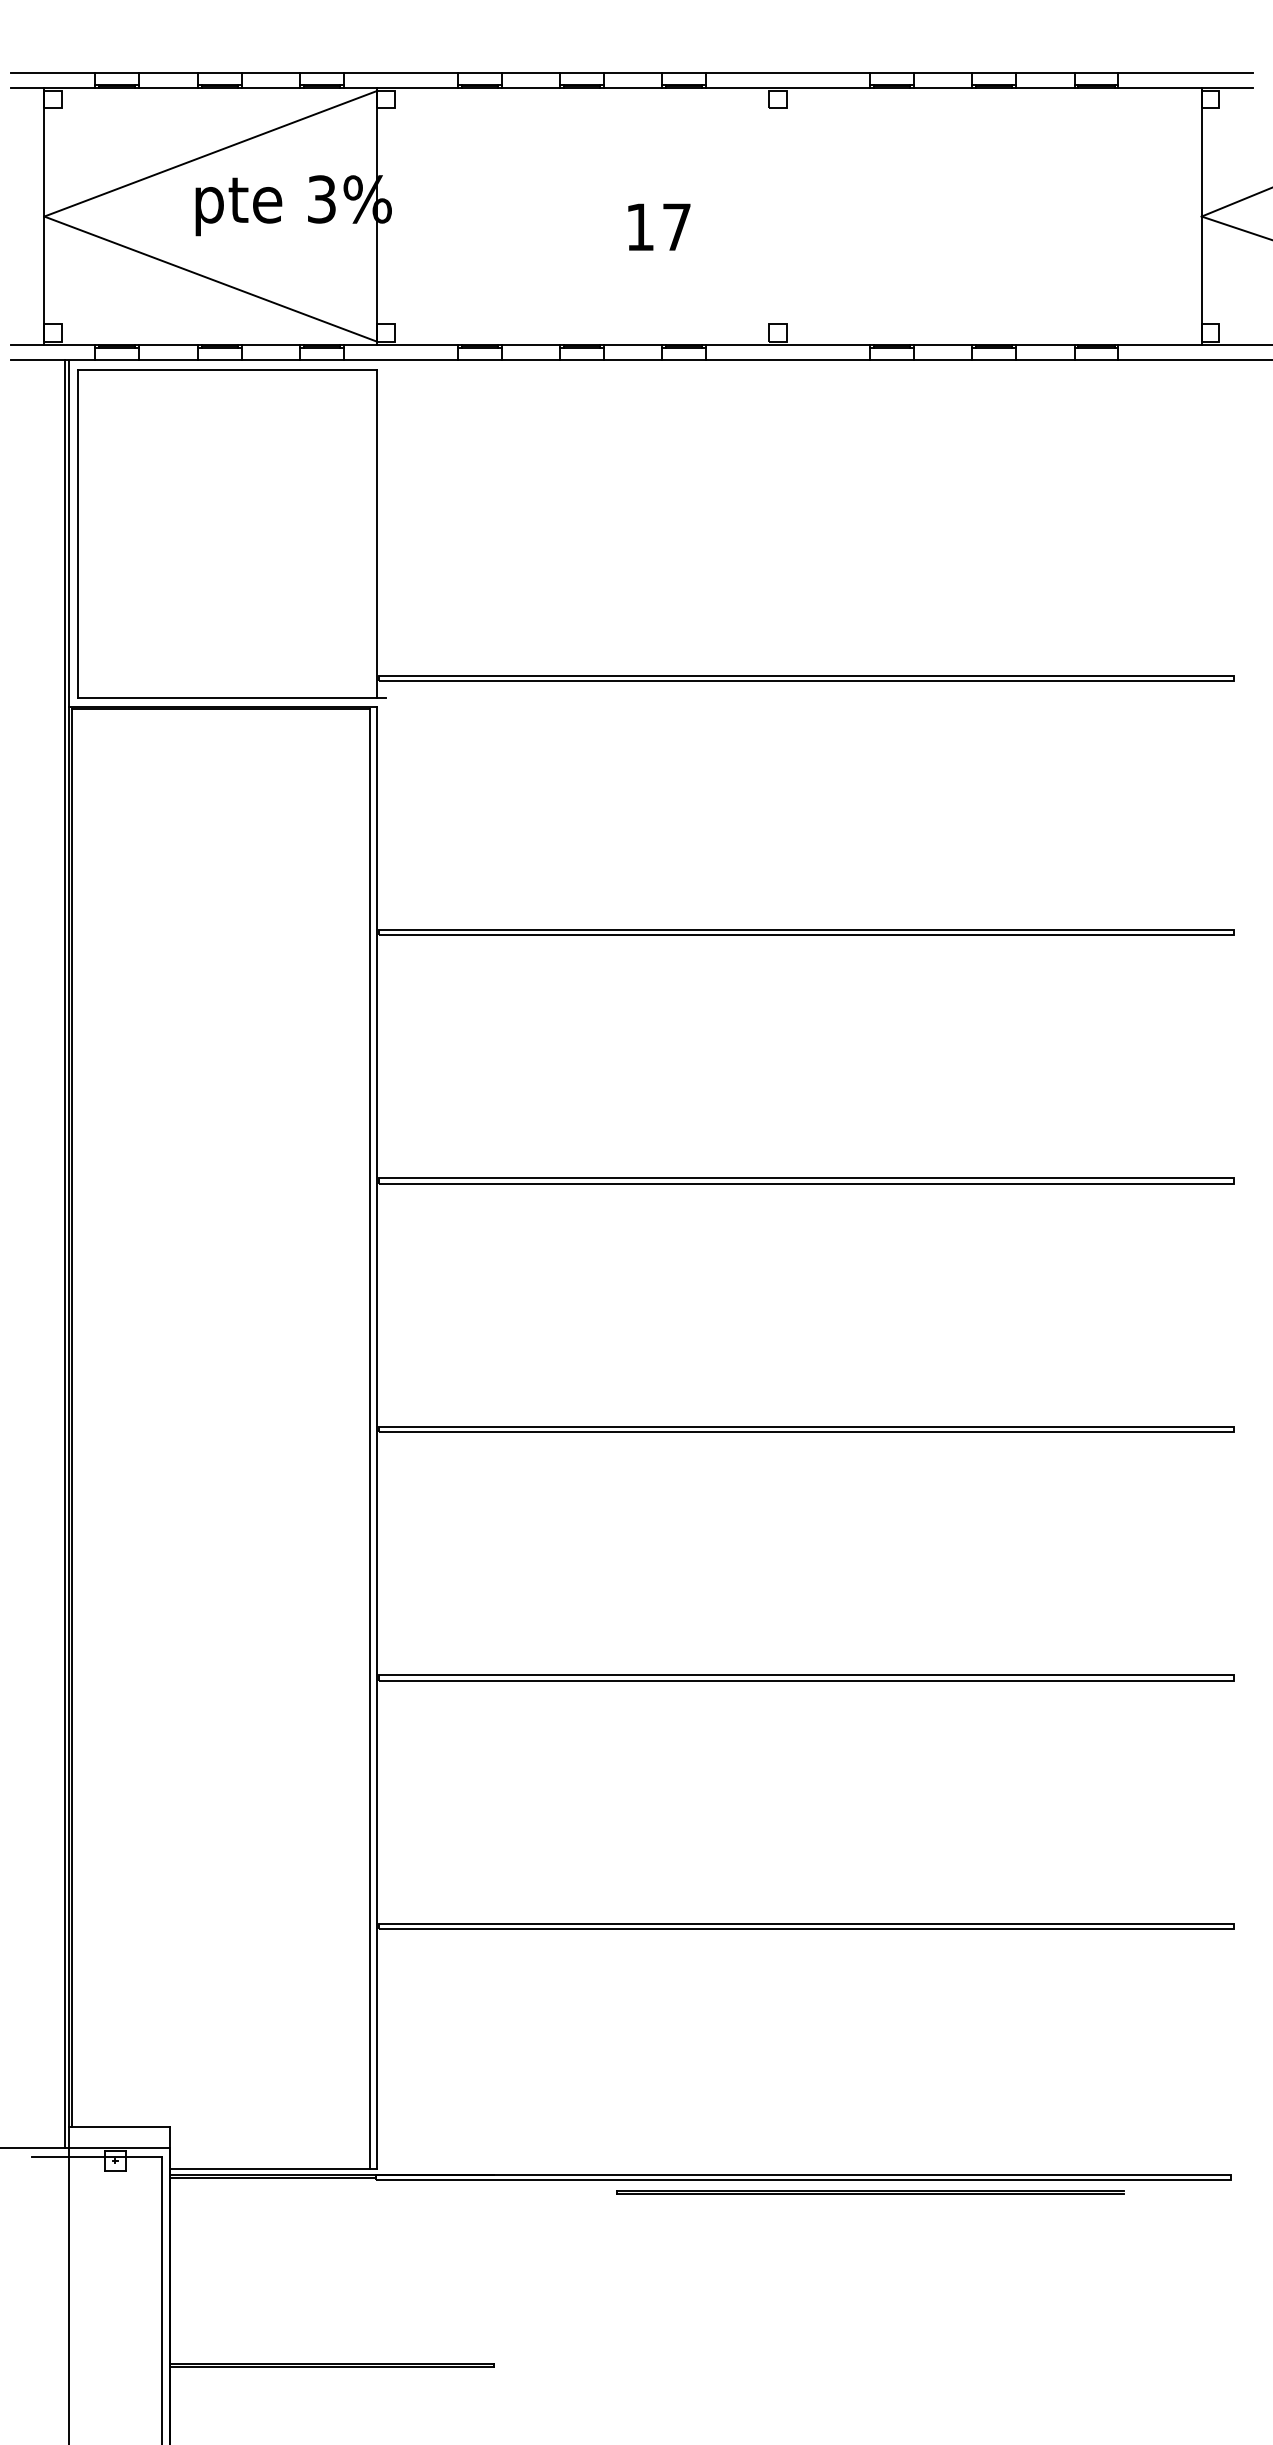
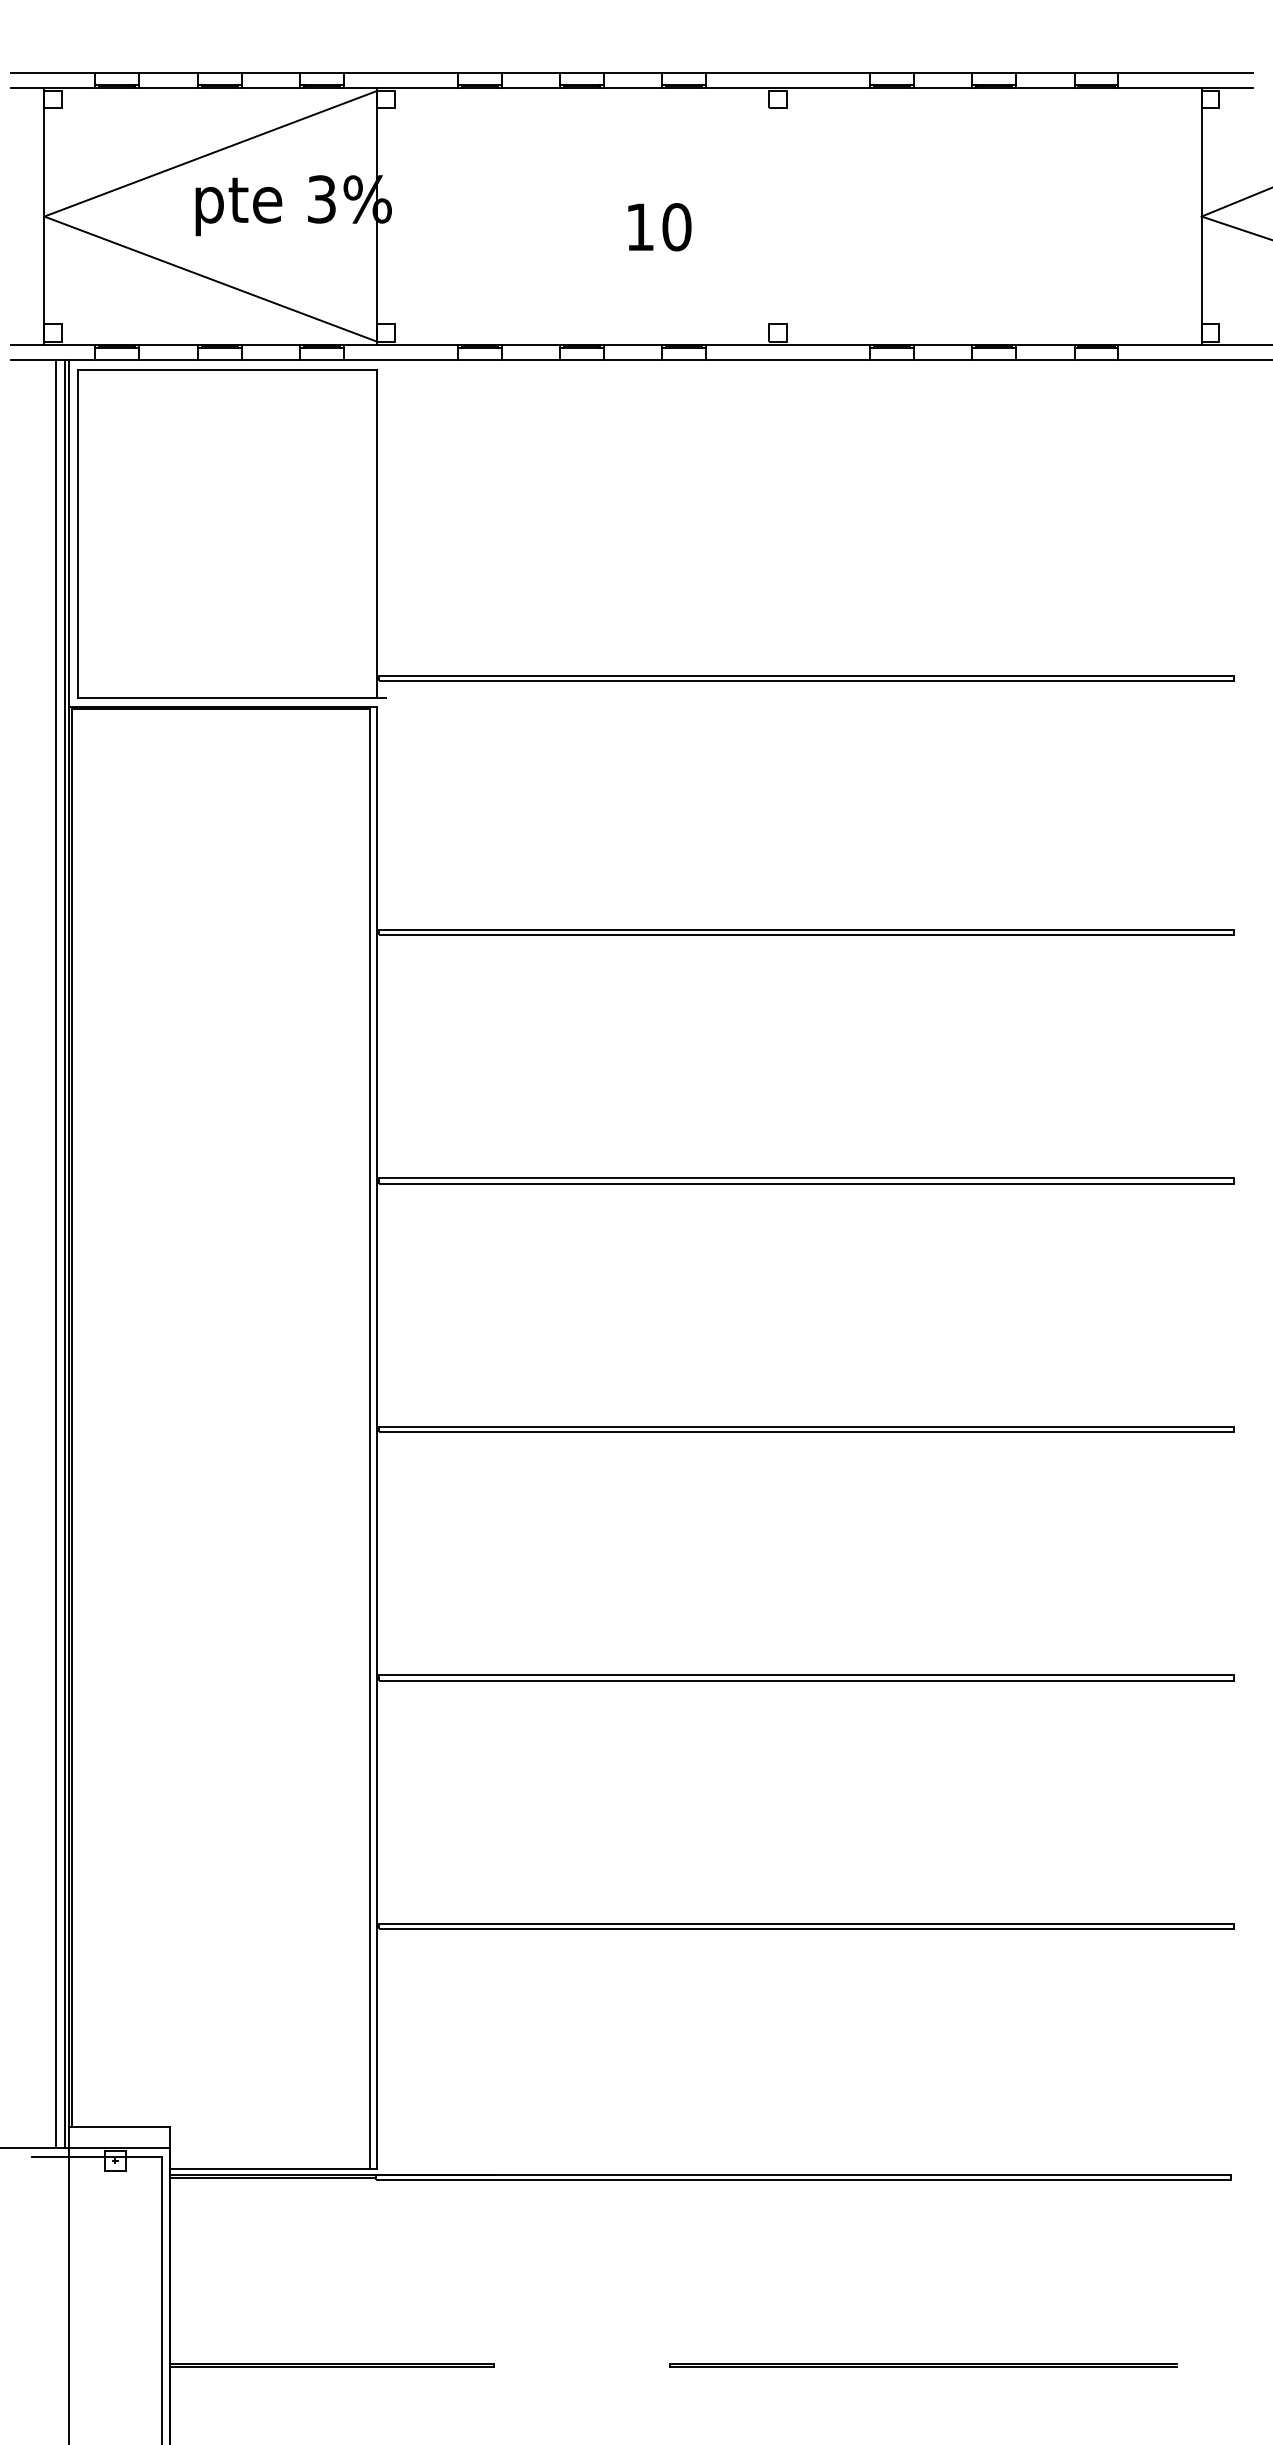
text: 17 -> 10 (676, 227)
line: none -> present (55, 1253)
line position: (870, 2191) -> (923, 2364) (923, 2364)
